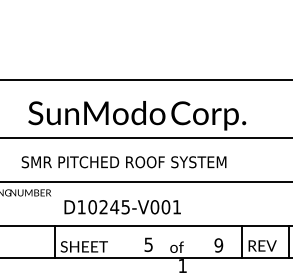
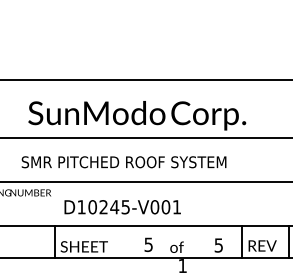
text: 9 -> 5 (218, 245)
